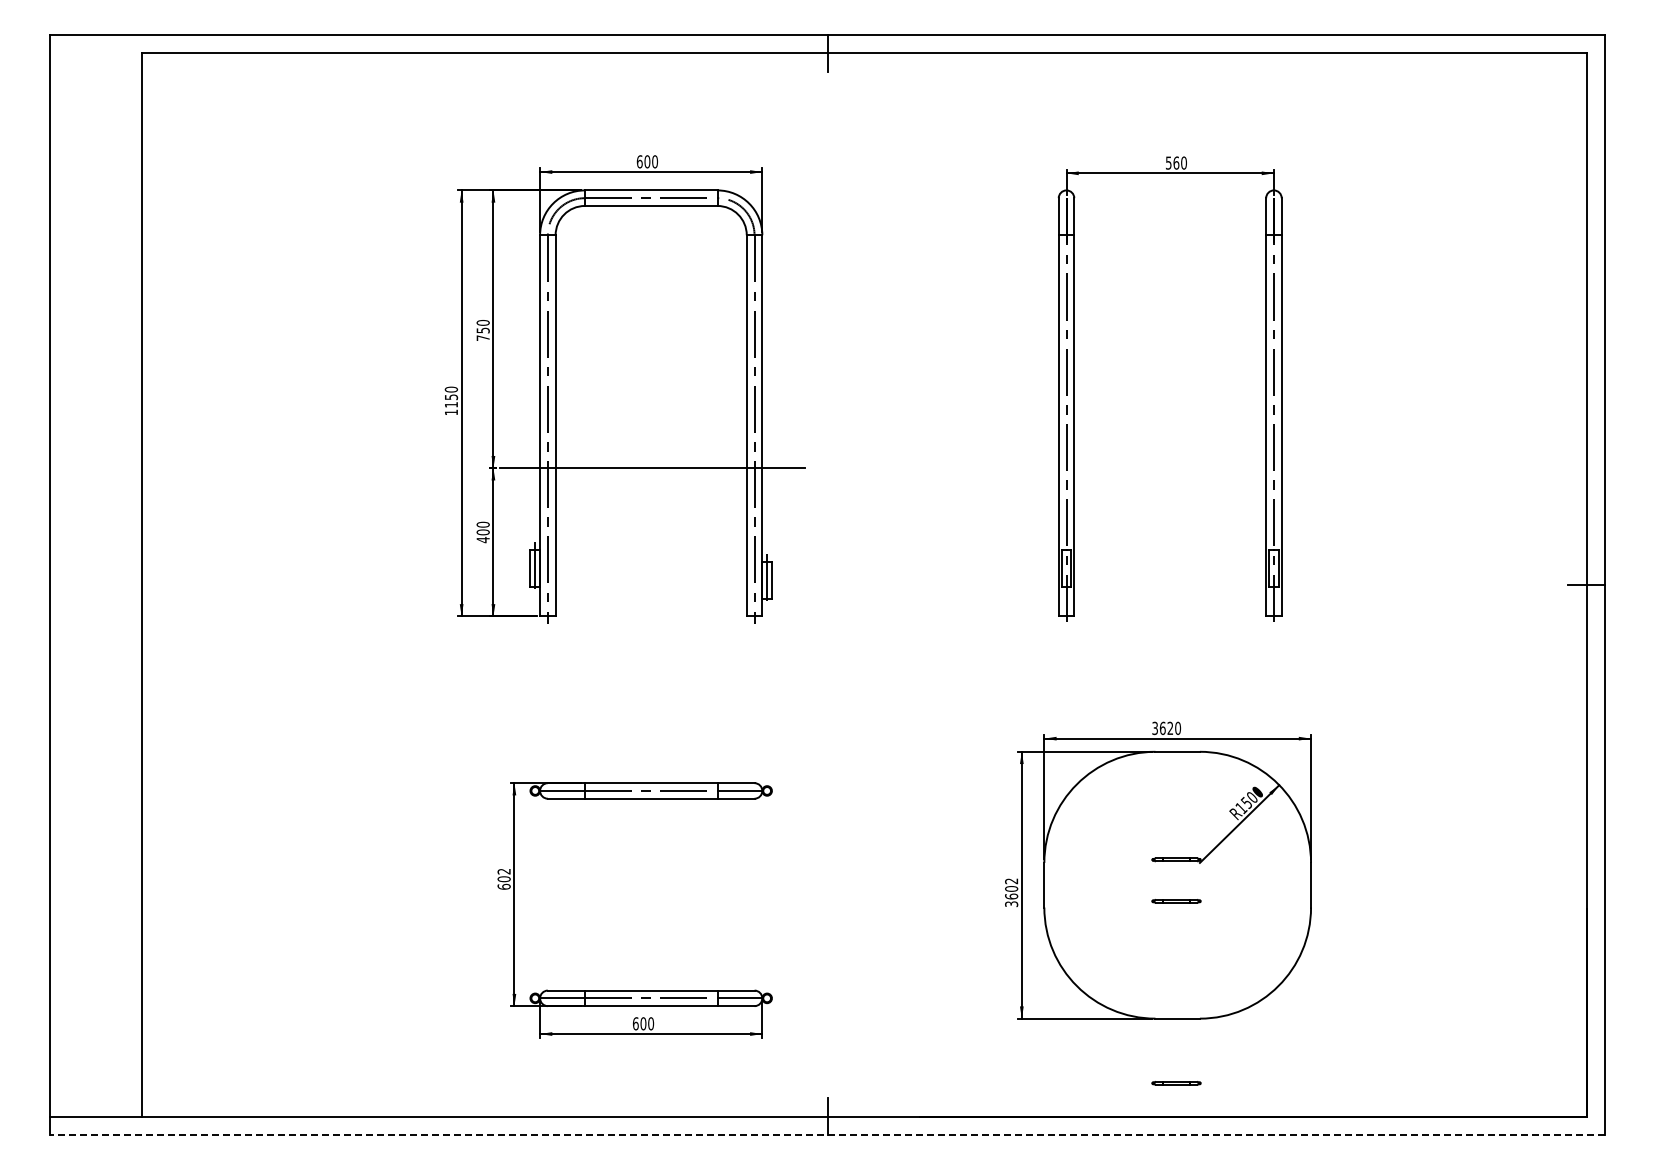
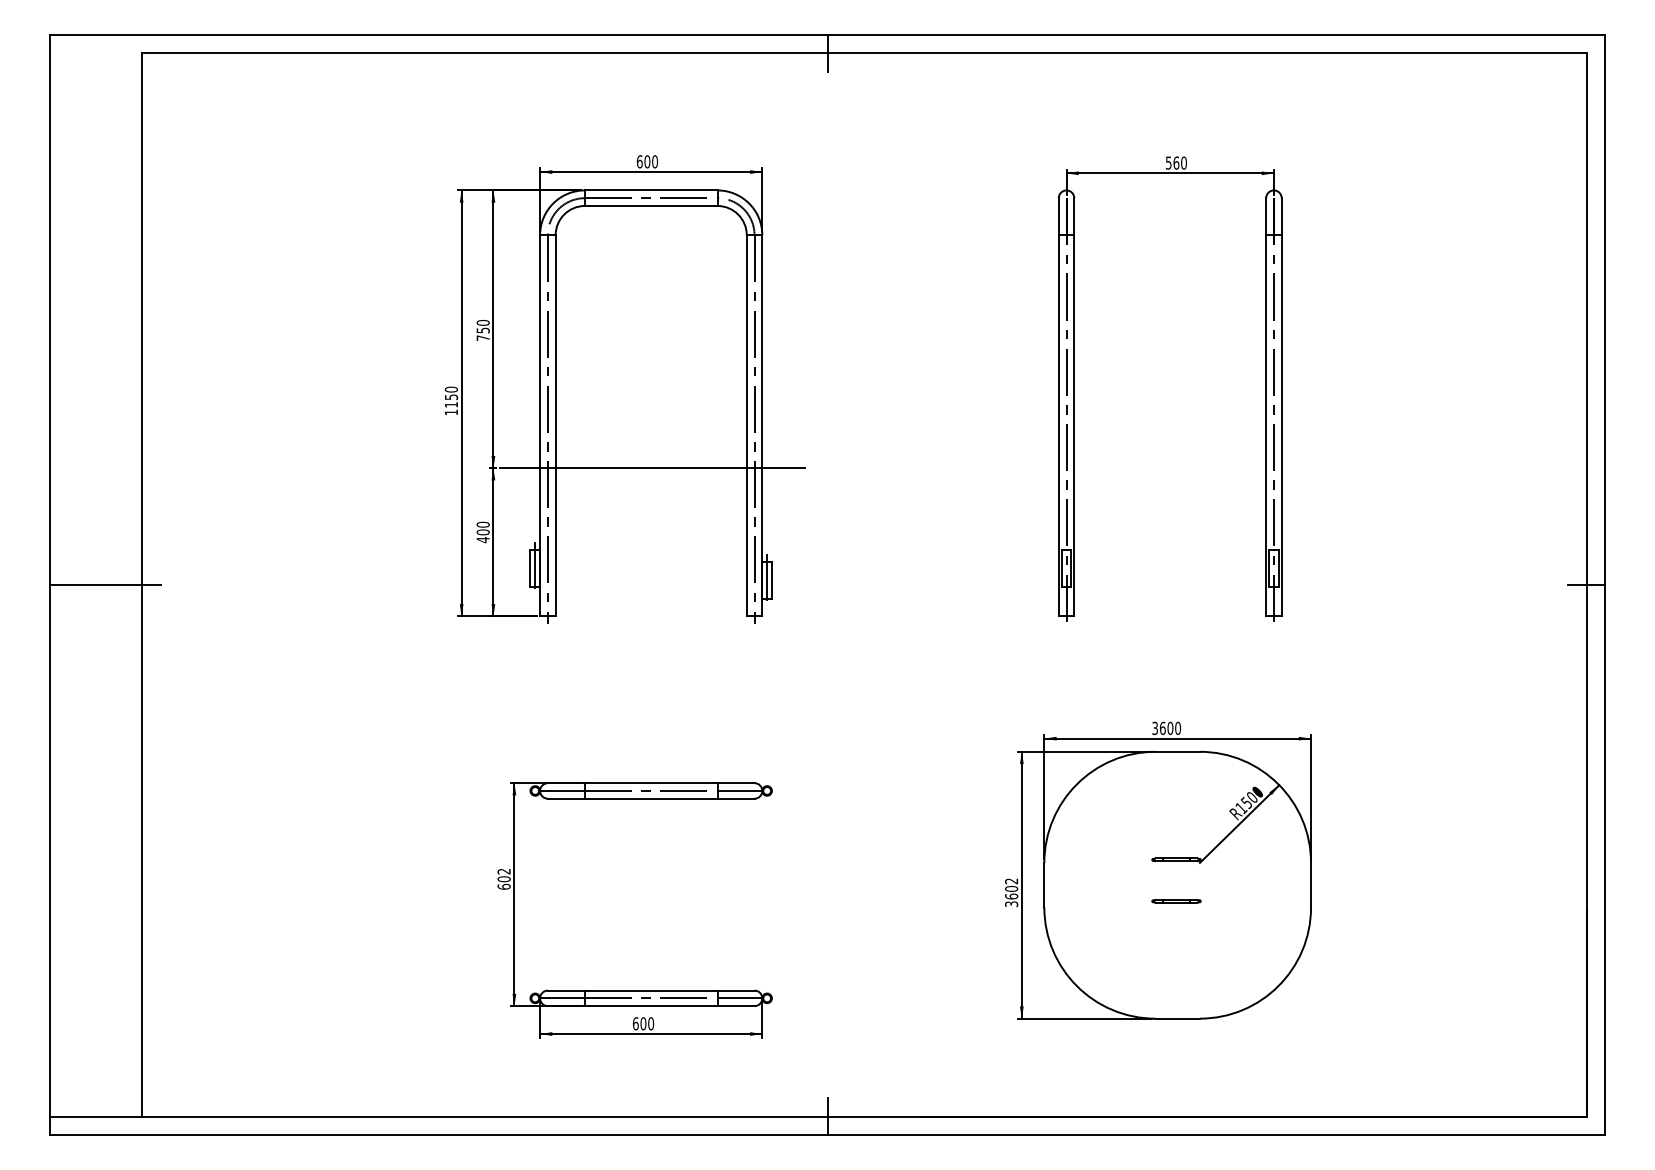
line: none -> present (104, 585)
text: 3620 -> 3600 (1170, 728)
line: present -> none (1176, 1082)
line: dashed -> solid (827, 1135)
